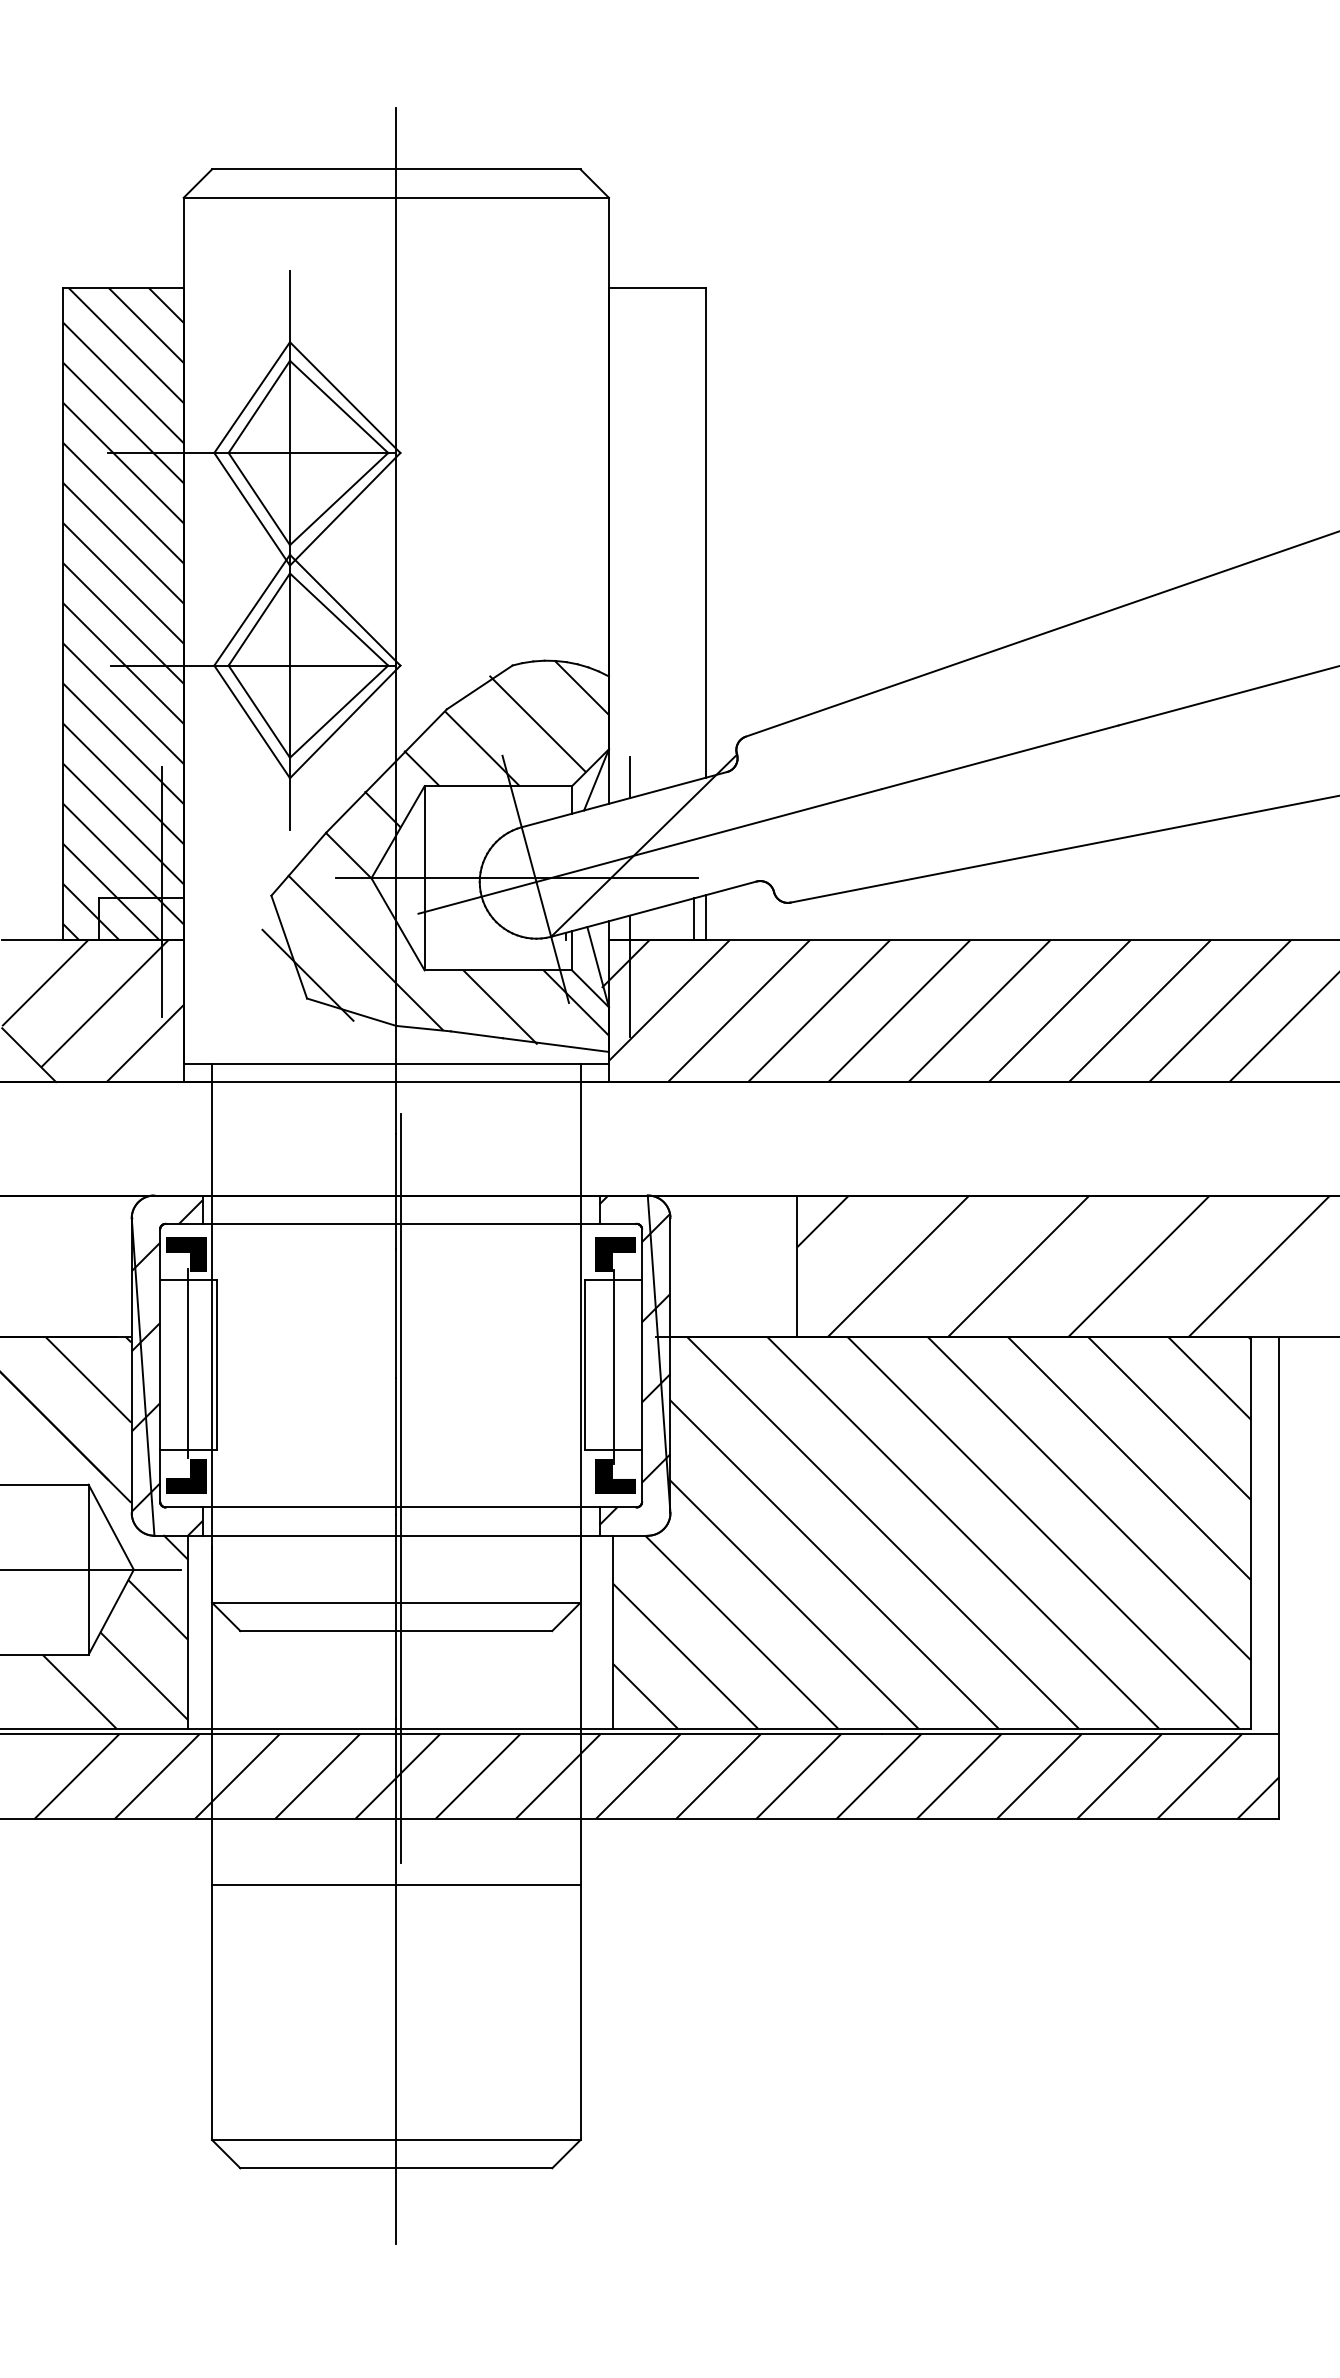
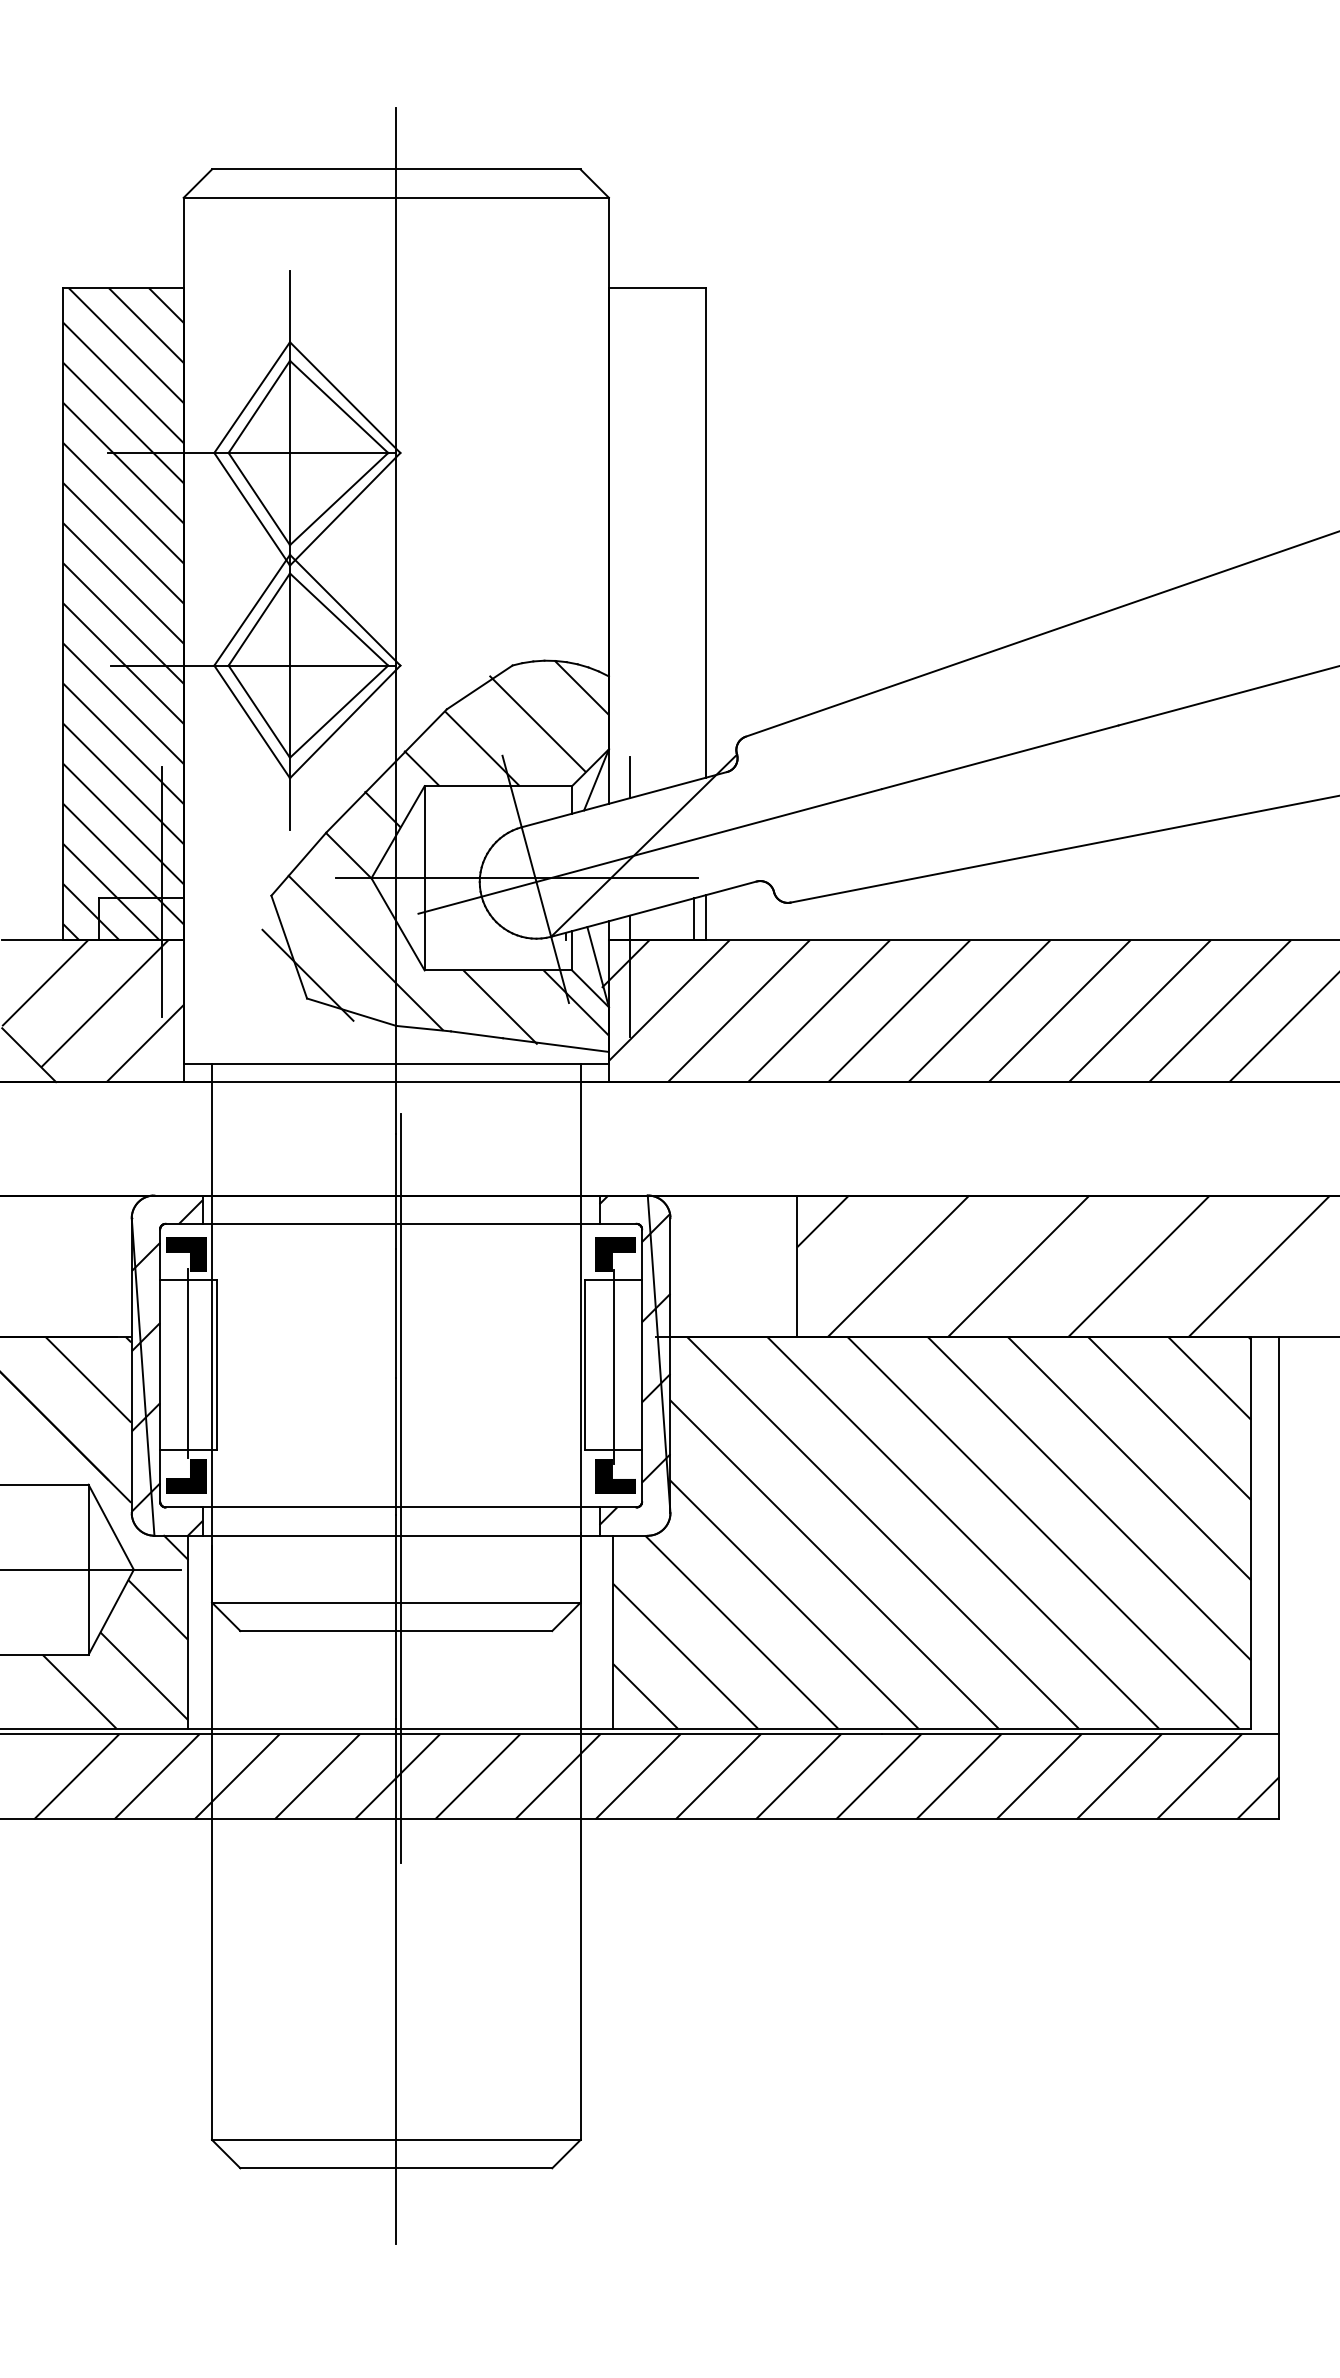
line: present -> none (396, 1884)
